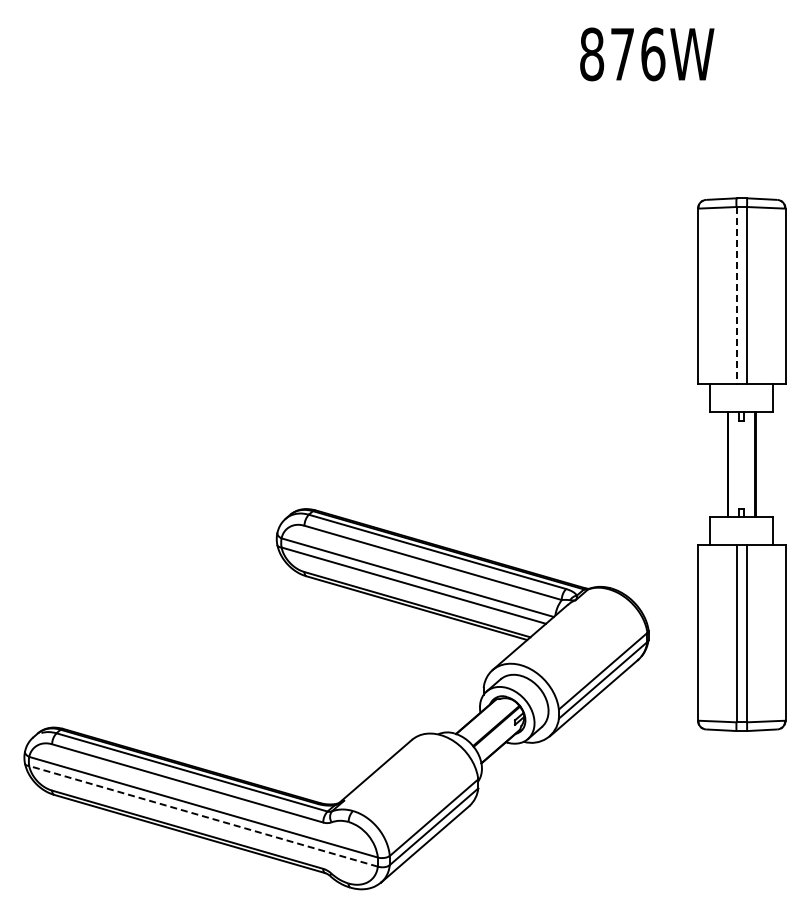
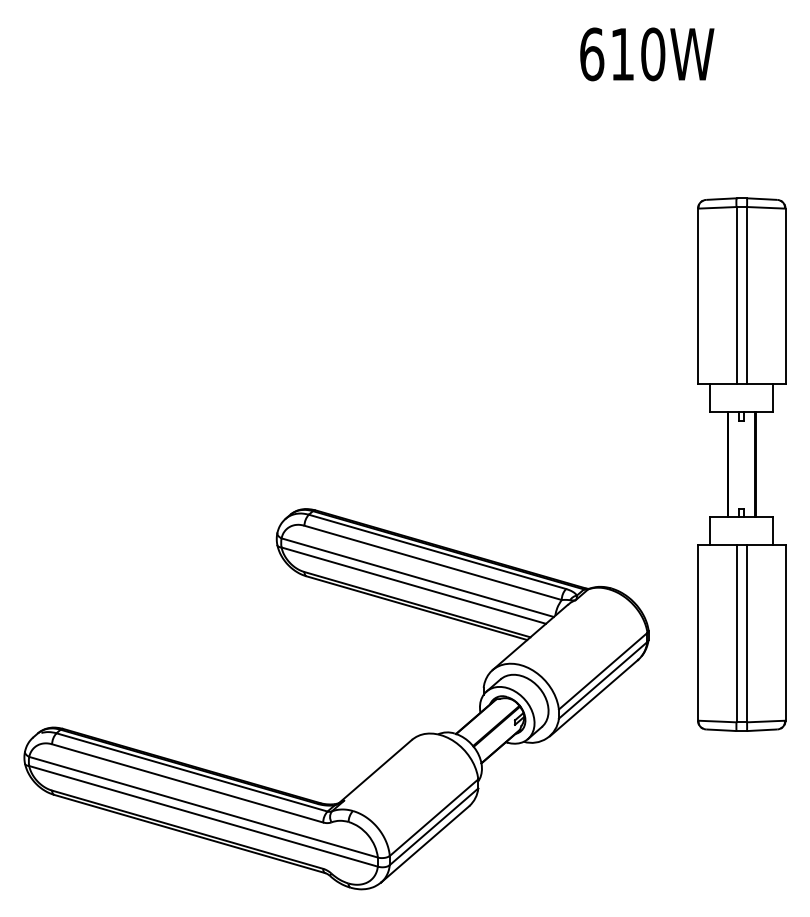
text: 876W -> 610W (622, 54)
line: dashed -> solid (736, 296)
line: dashed -> solid (203, 816)
